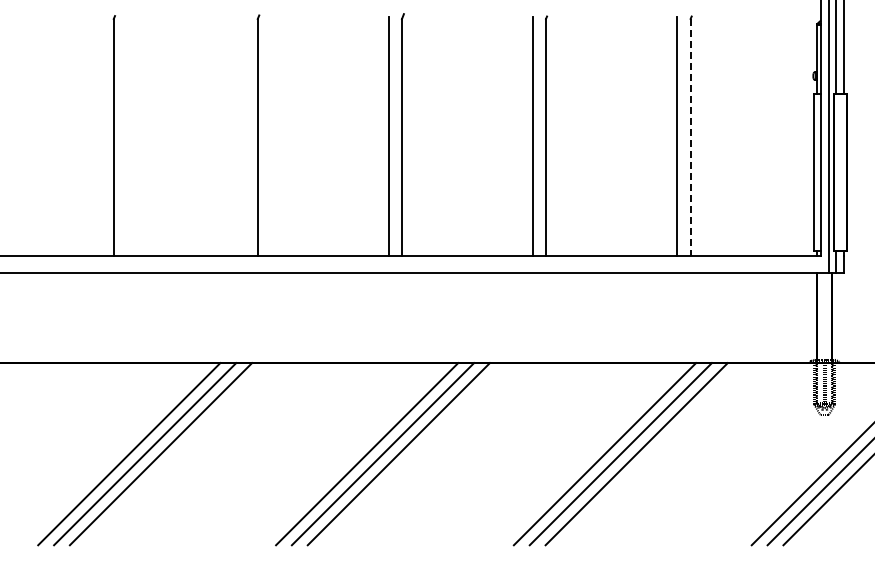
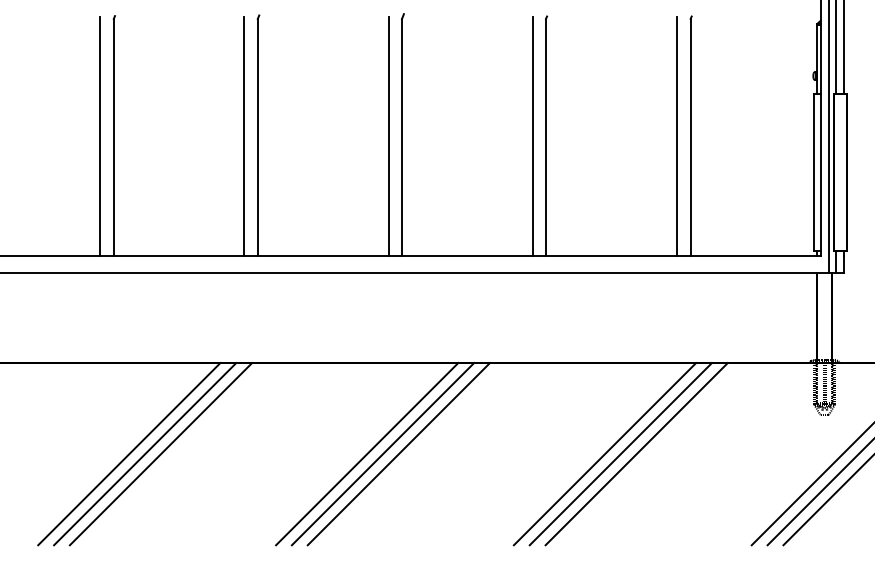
line: none -> present (100, 136)
line: none -> present (244, 136)
line: dashed -> solid (690, 137)
